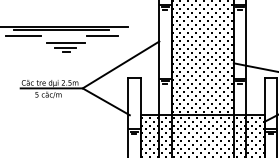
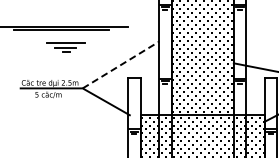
line: present -> none (23, 36)
line: present -> none (102, 36)
line: solid -> dashed (121, 64)
